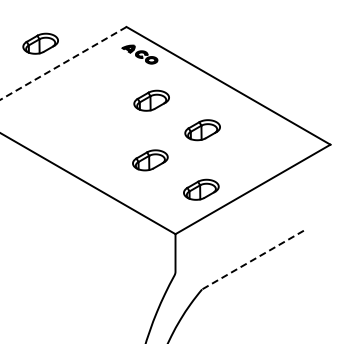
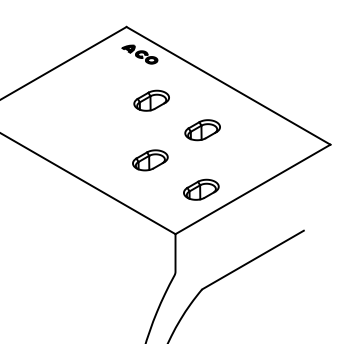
part: present -> none (40, 43)
line: dashed -> solid (63, 63)
line: dashed -> solid (252, 260)
